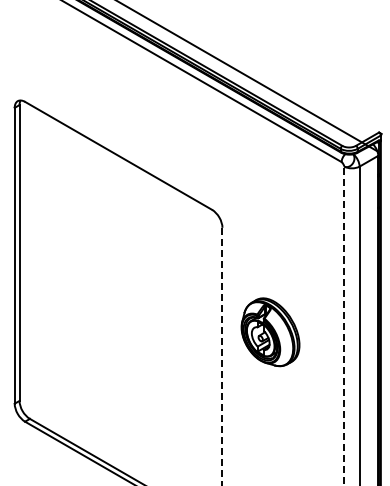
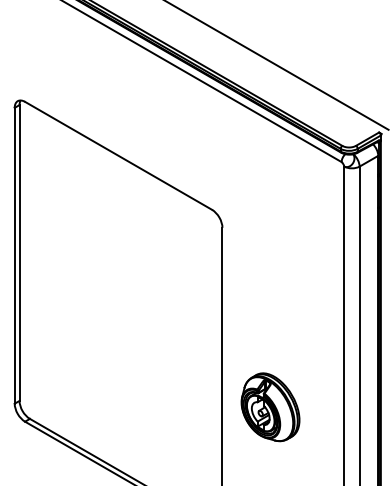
line position: (247, 76) -> (276, 65) (276, 65)
line: dashed -> solid (344, 325)
part position: (270, 332) -> (270, 407) (270, 407)
line: dashed -> solid (222, 356)
